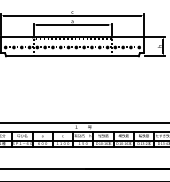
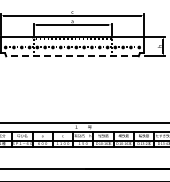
line: solid -> dashed (71, 56)
